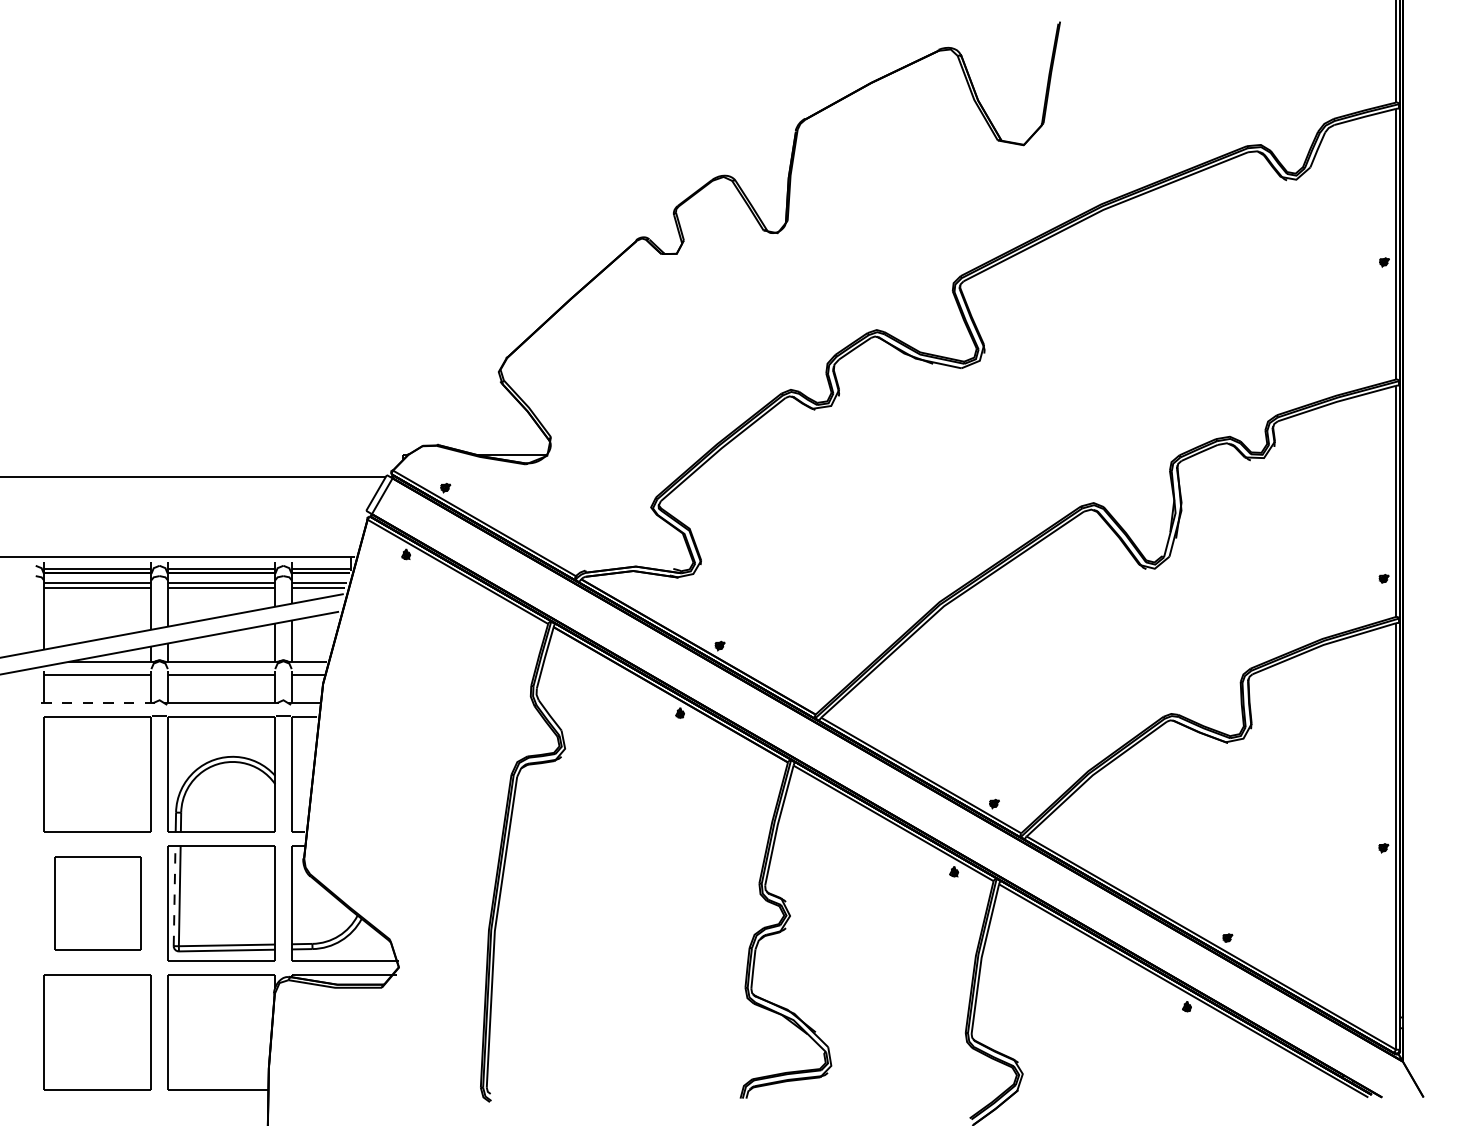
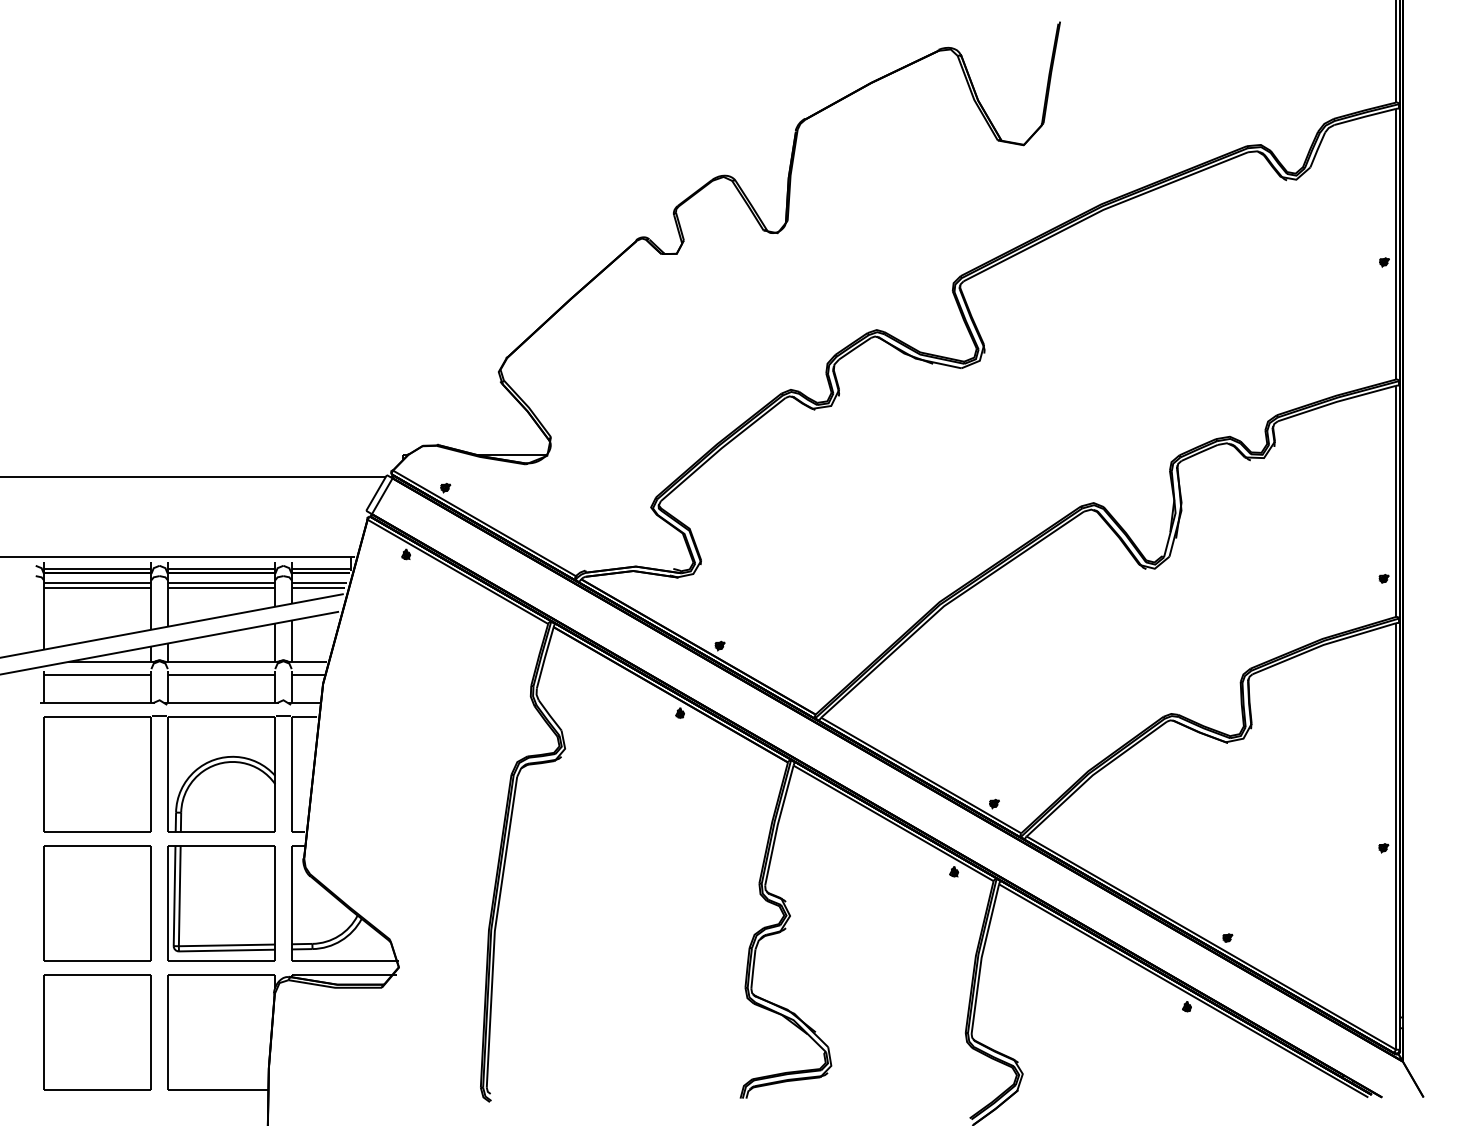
line: dashed -> solid (97, 703)
line: dashed -> solid (174, 895)
part size: 88x95 px -> 109x117 px (97, 903)
